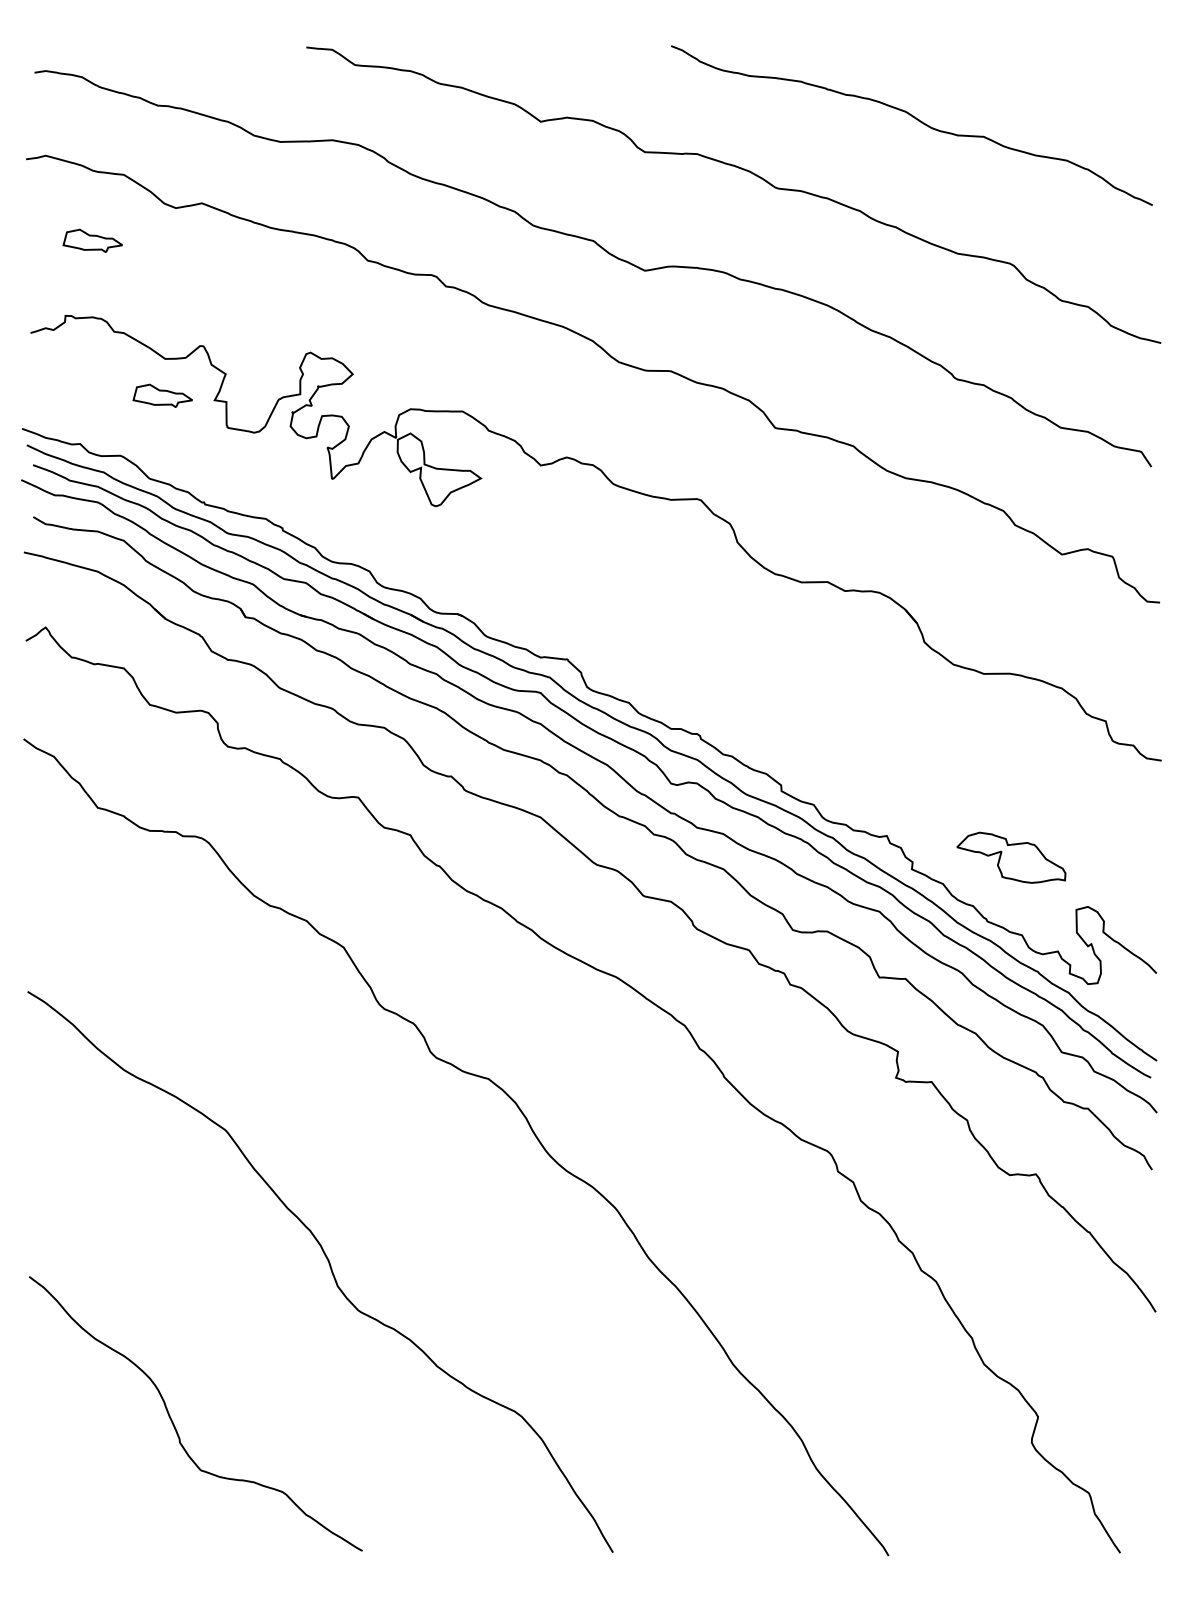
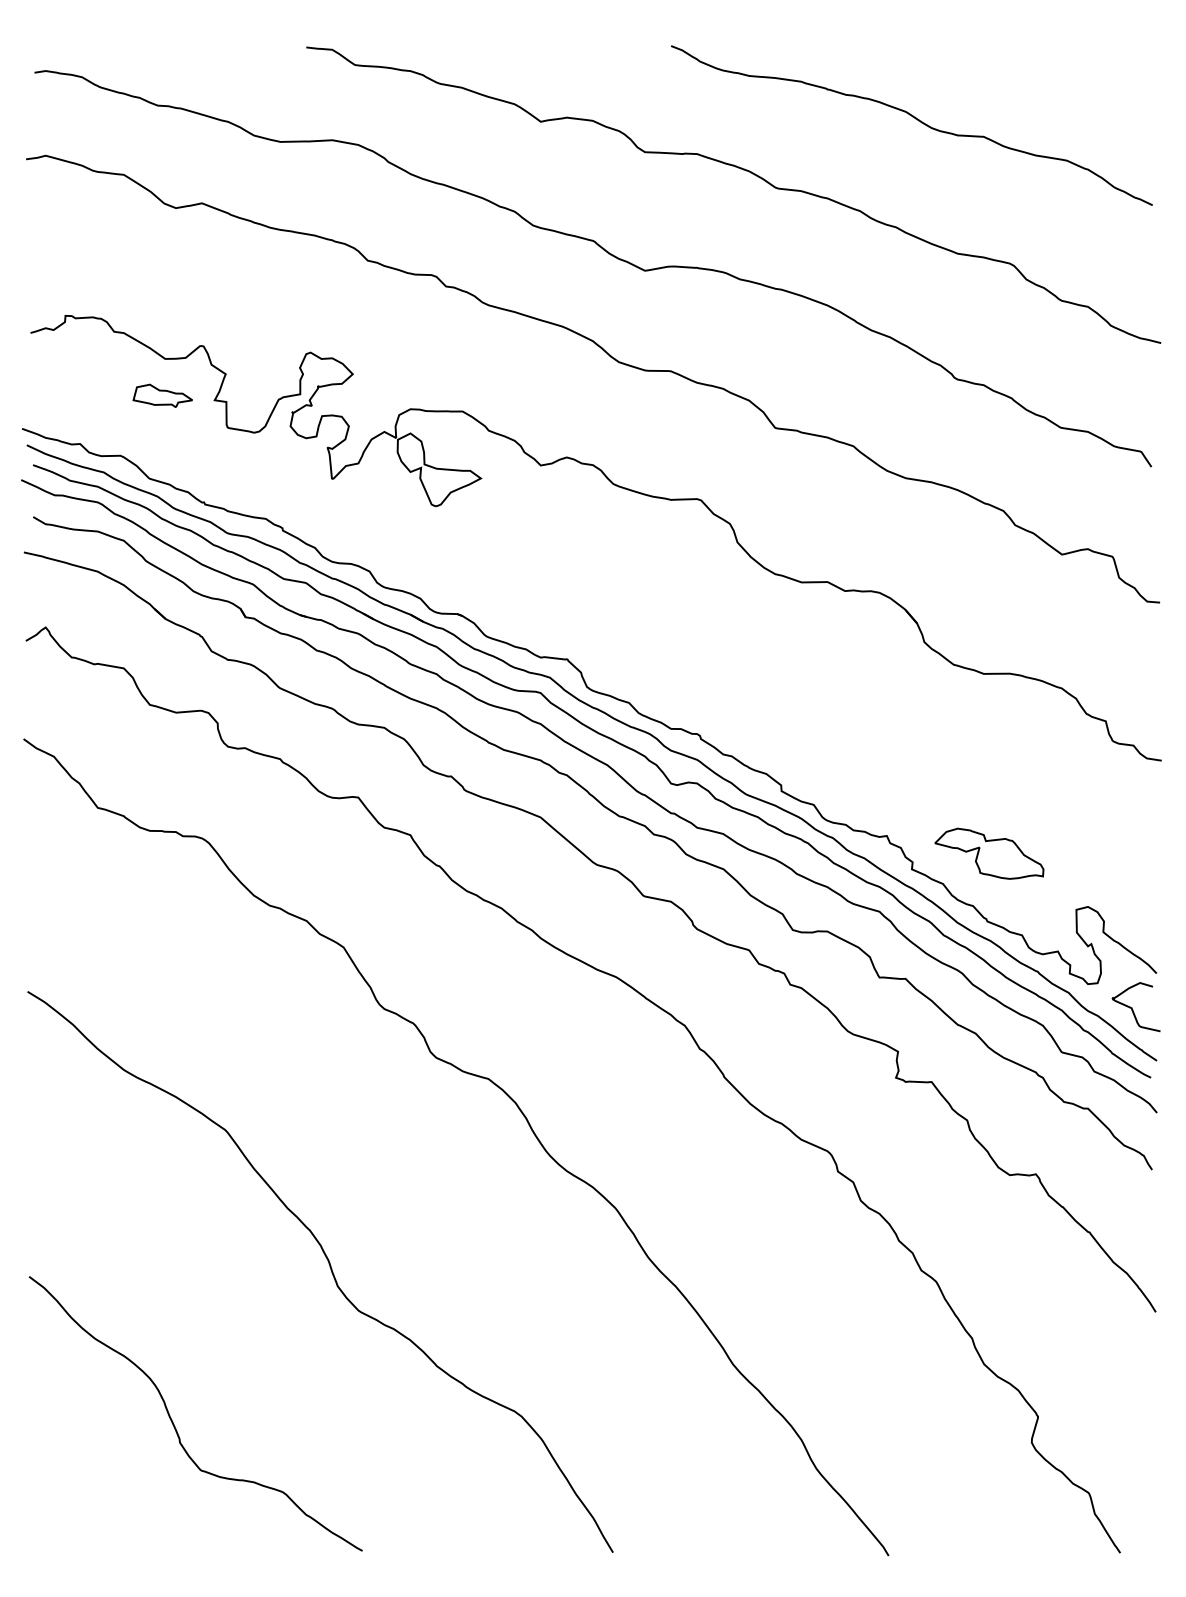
part: present -> none (92, 240)
part position: (1011, 857) -> (989, 853) (989, 853)
curve: none -> present (1133, 1009)
